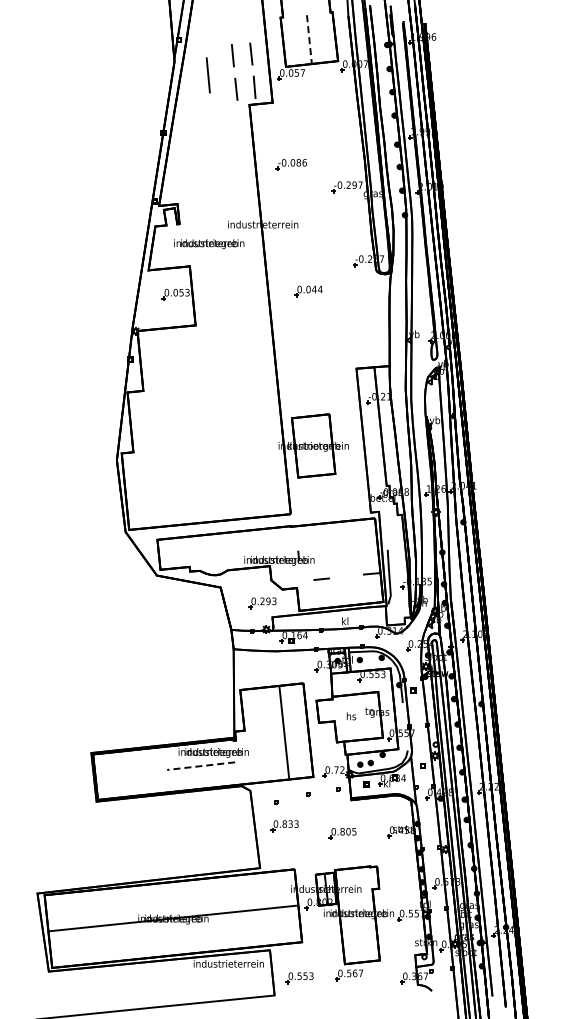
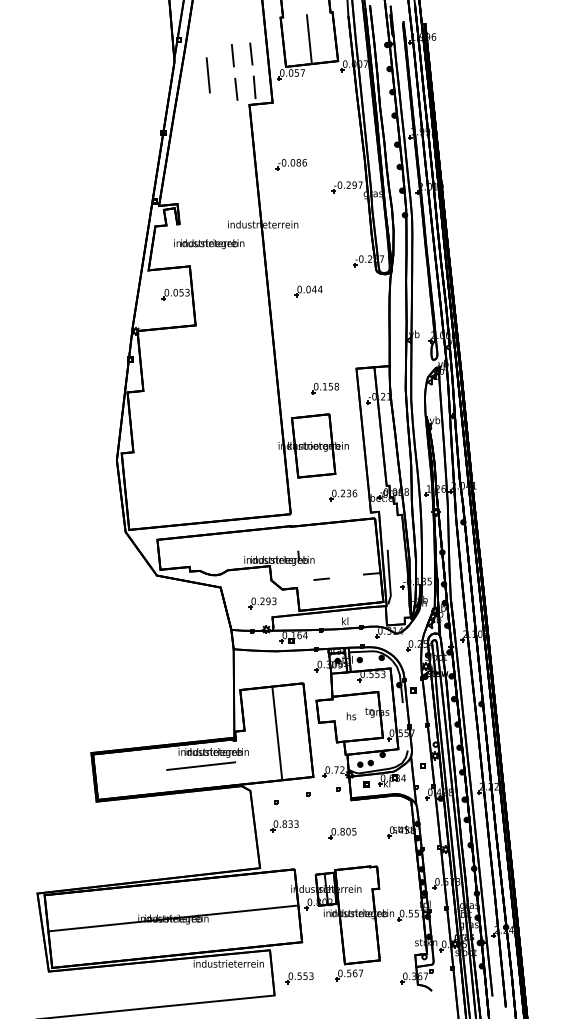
line: dashed -> solid (309, 39)
part: none -> present (325, 388)
part: none -> present (343, 495)
line position: (284, 732) -> (277, 733) (277, 733)
line: dashed -> solid (200, 766)
